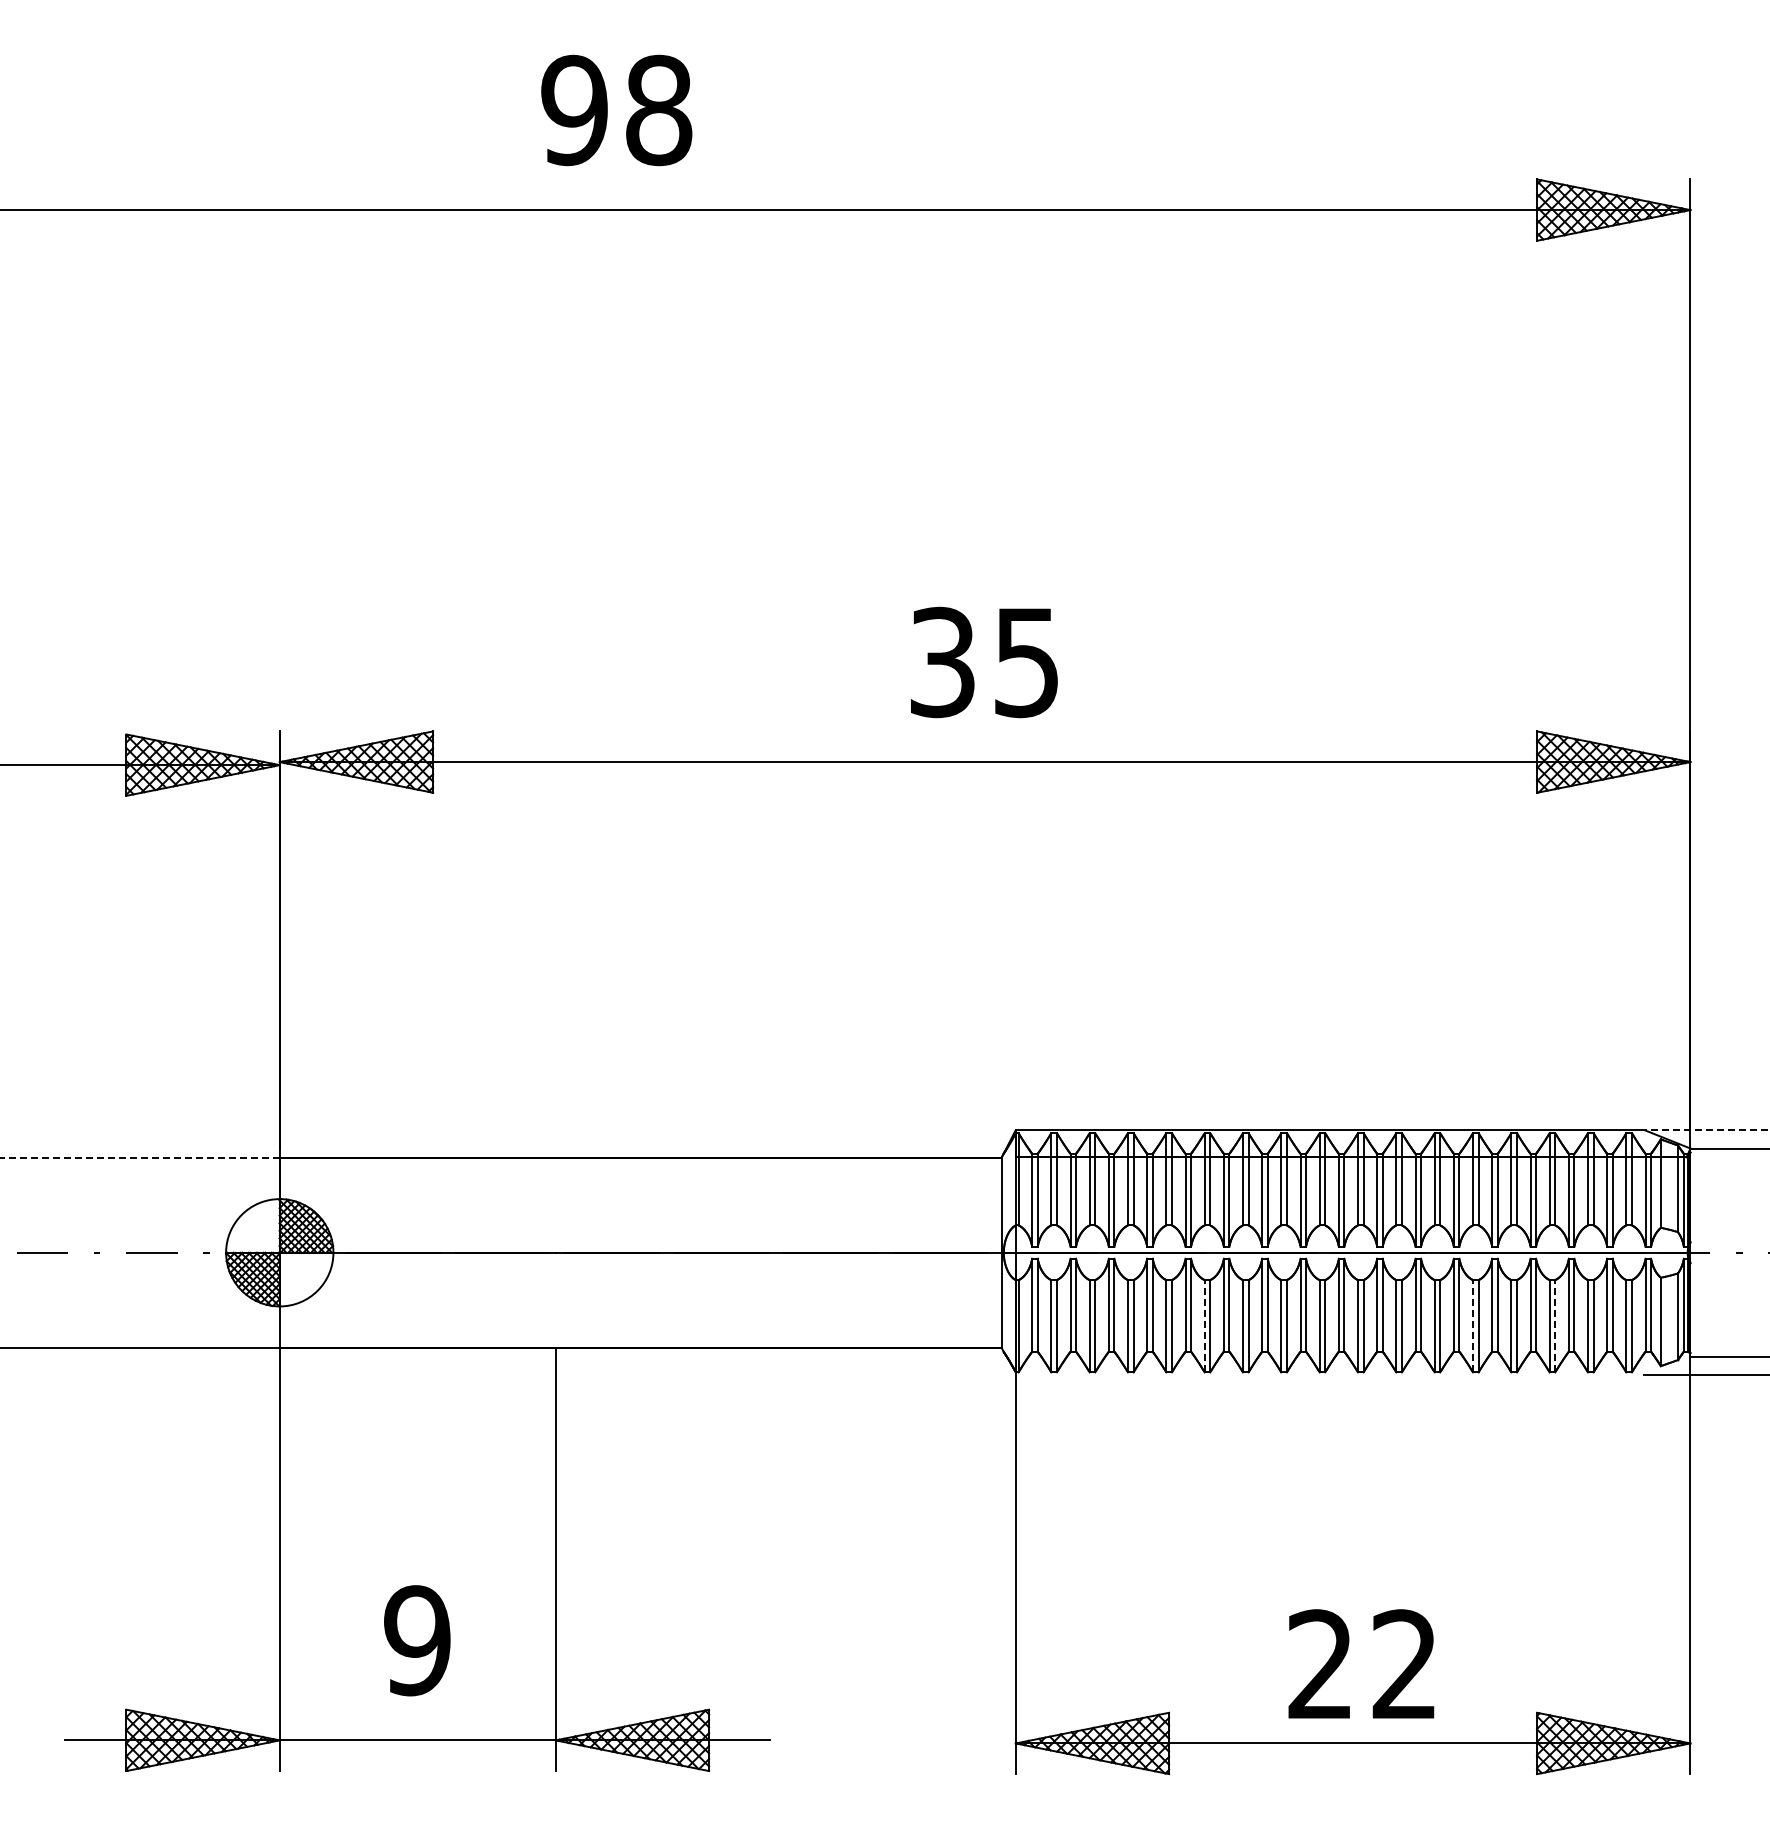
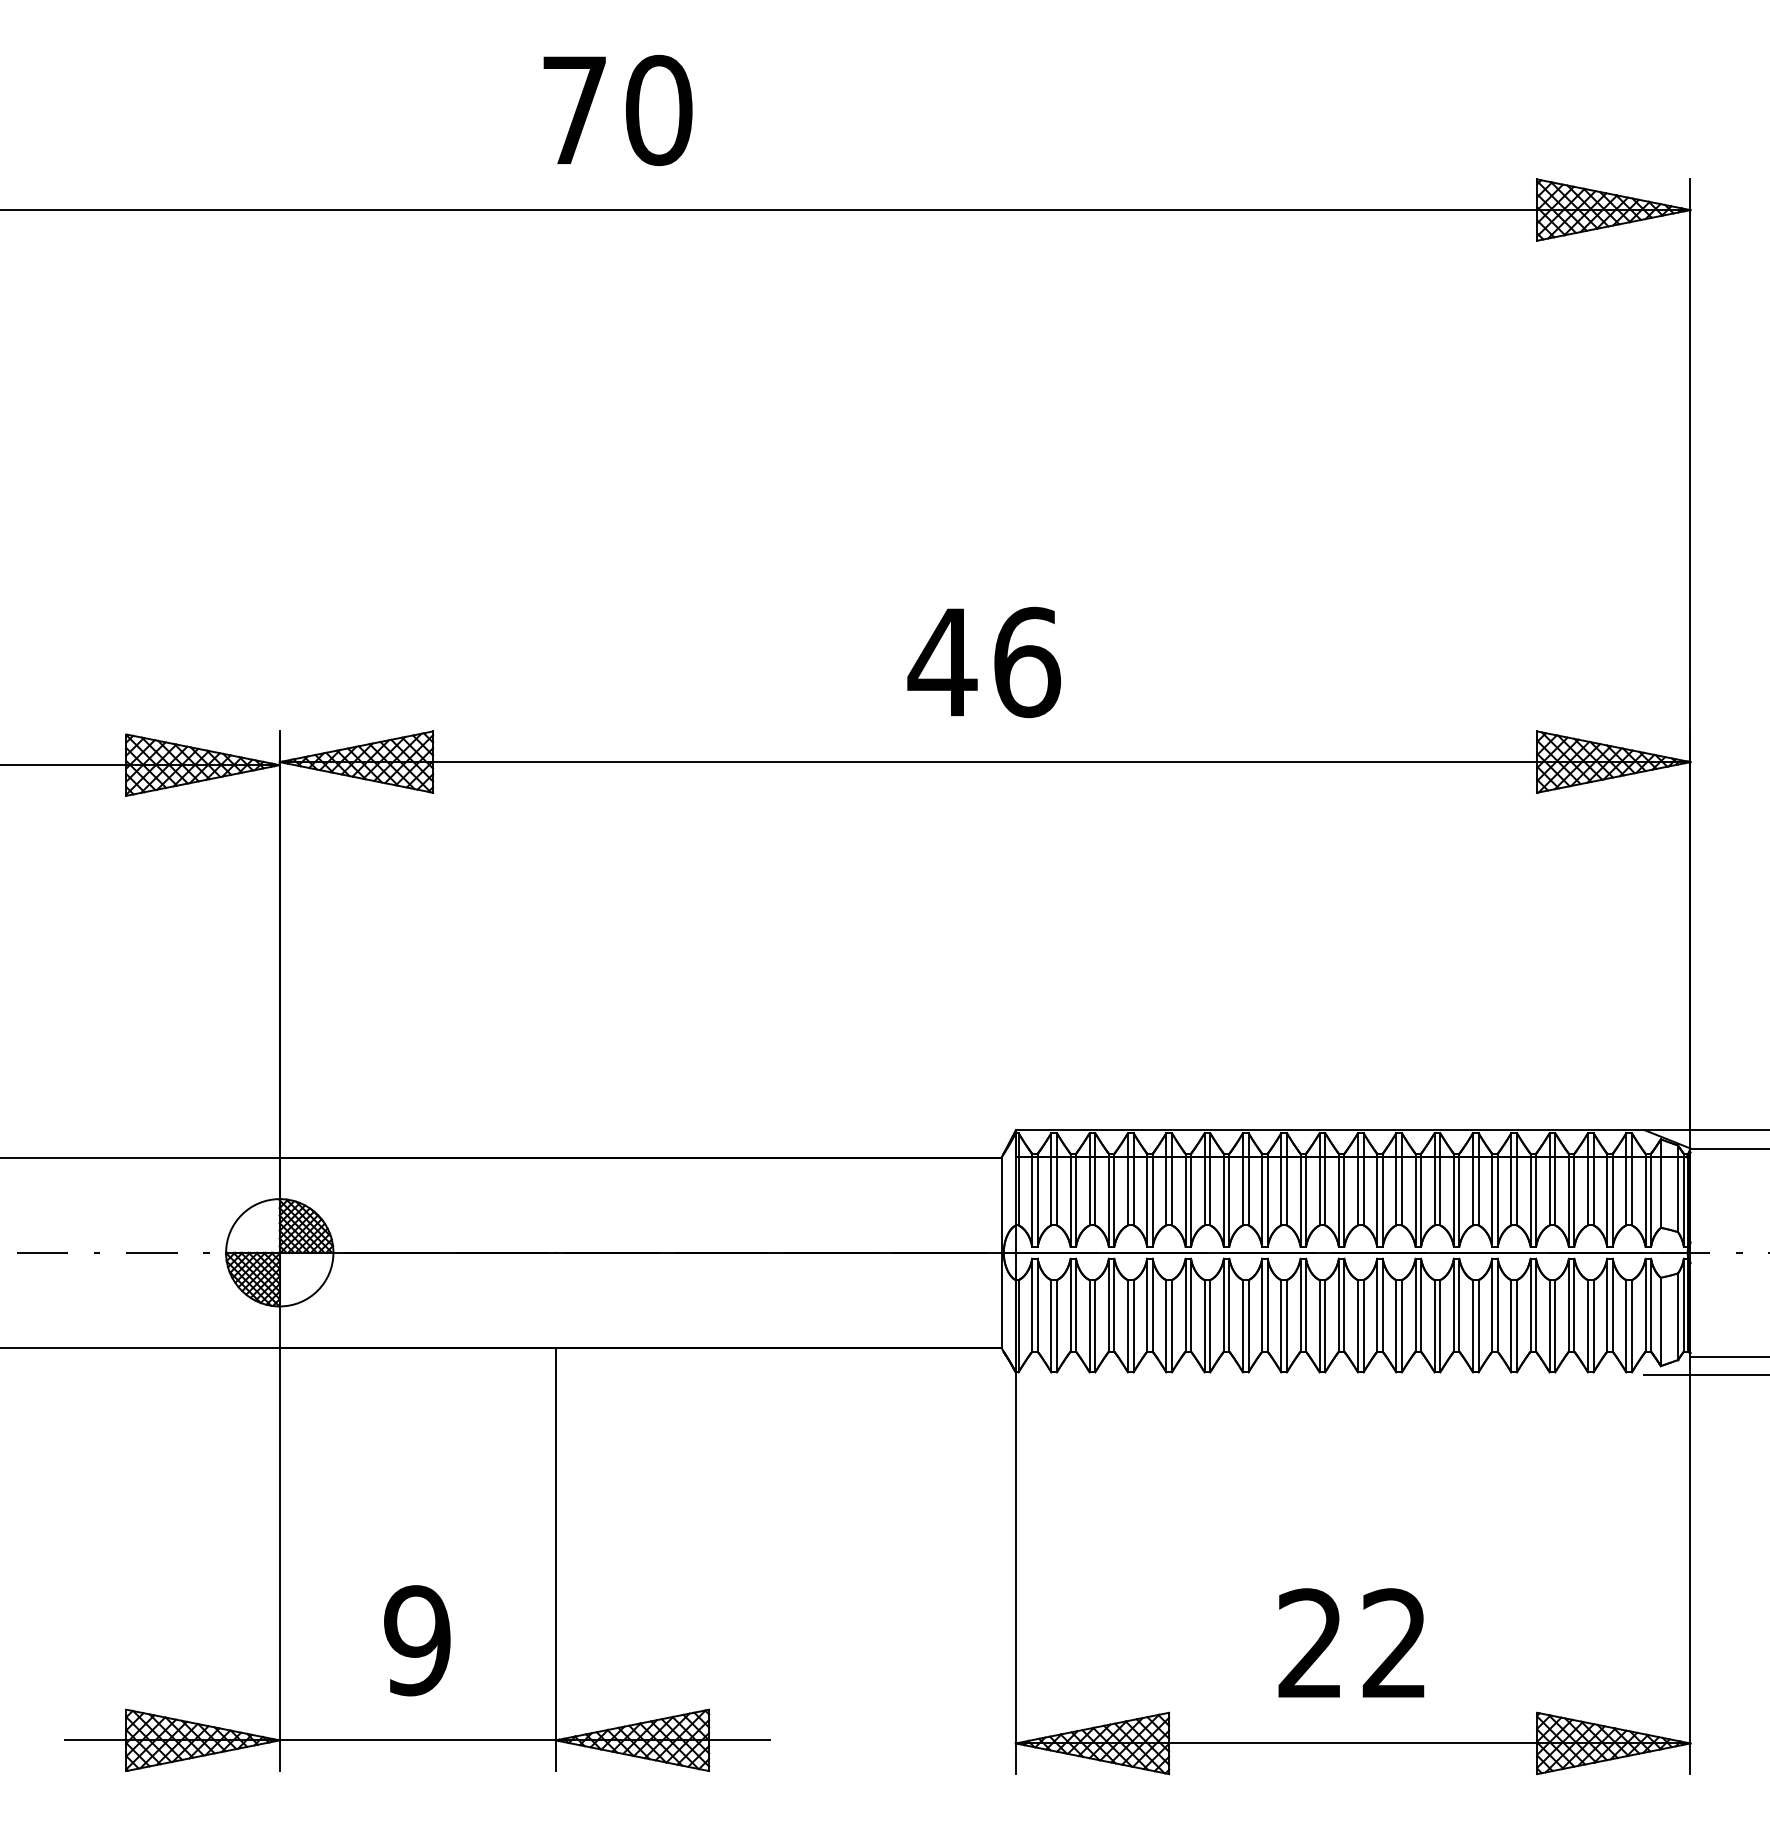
text: 98 -> 70 (616, 110)
text: 35 -> 46 (984, 662)
line: dashed -> solid (1706, 1130)
line: dashed -> solid (139, 1157)
line: dashed -> solid (1204, 1325)
line: dashed -> solid (1473, 1325)
line: dashed -> solid (1555, 1325)
text position: (1361, 1663) -> (1351, 1642) (1351, 1642)
